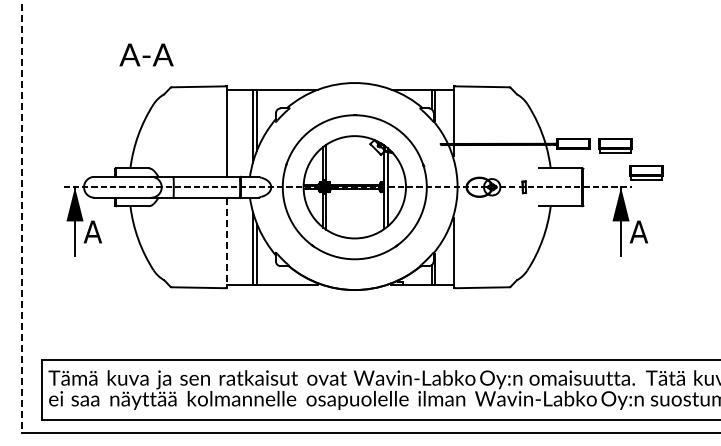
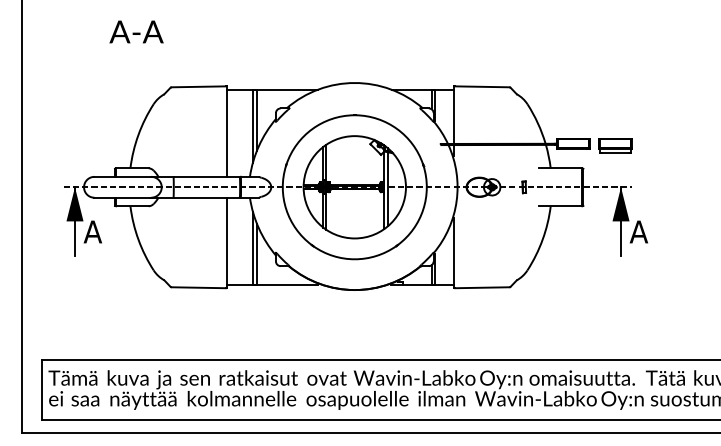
text position: (146, 54) -> (136, 31) (136, 31)
part: present -> none (646, 172)
line: dashed -> solid (21, 216)
line: dashed -> solid (226, 243)
